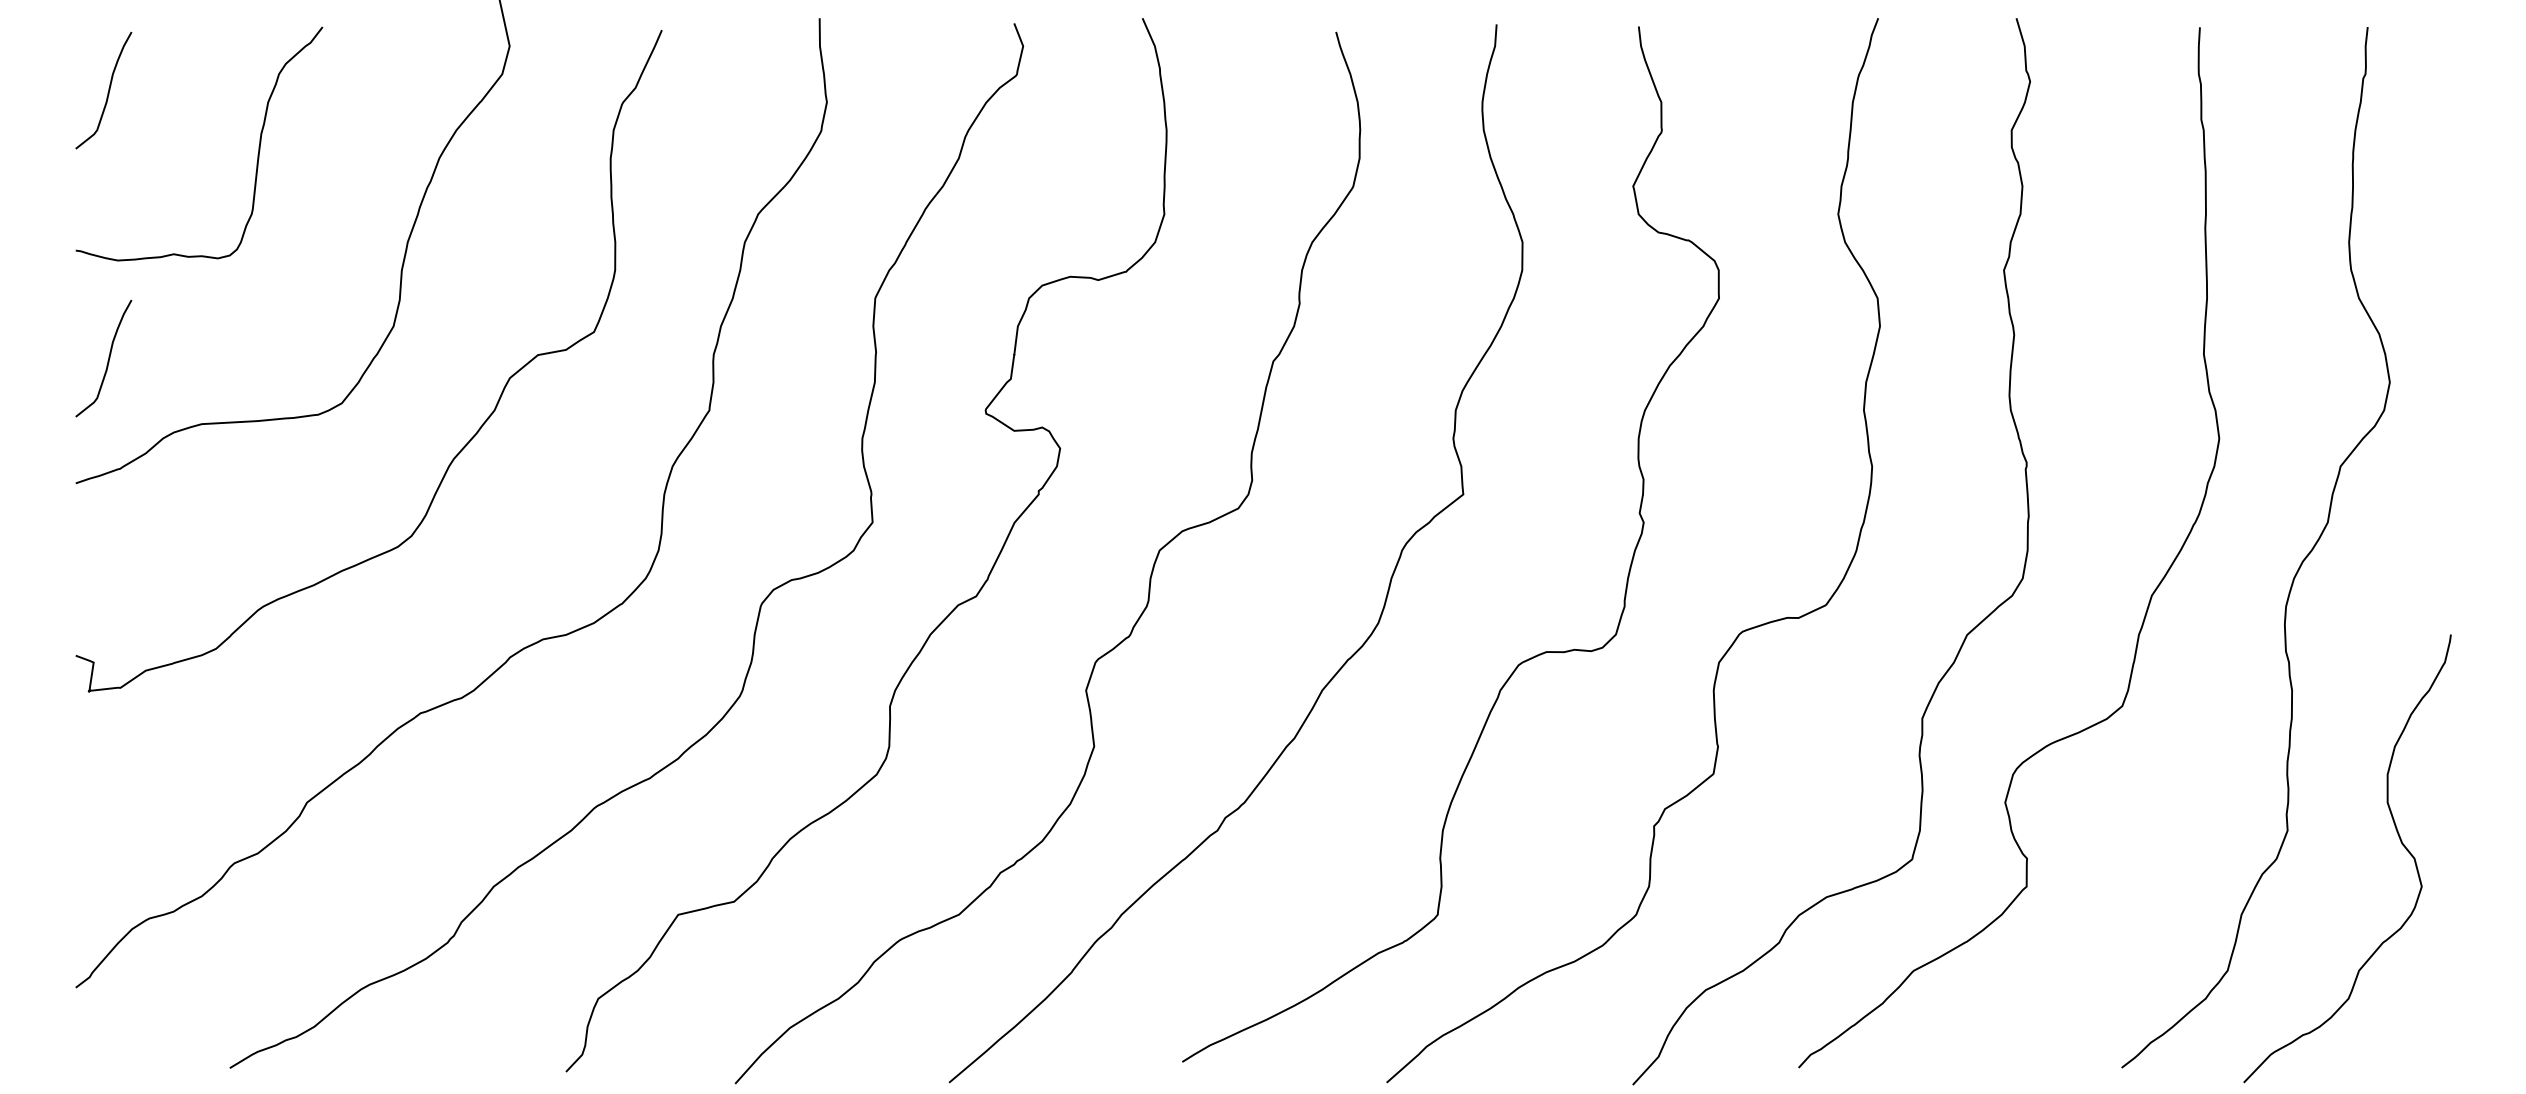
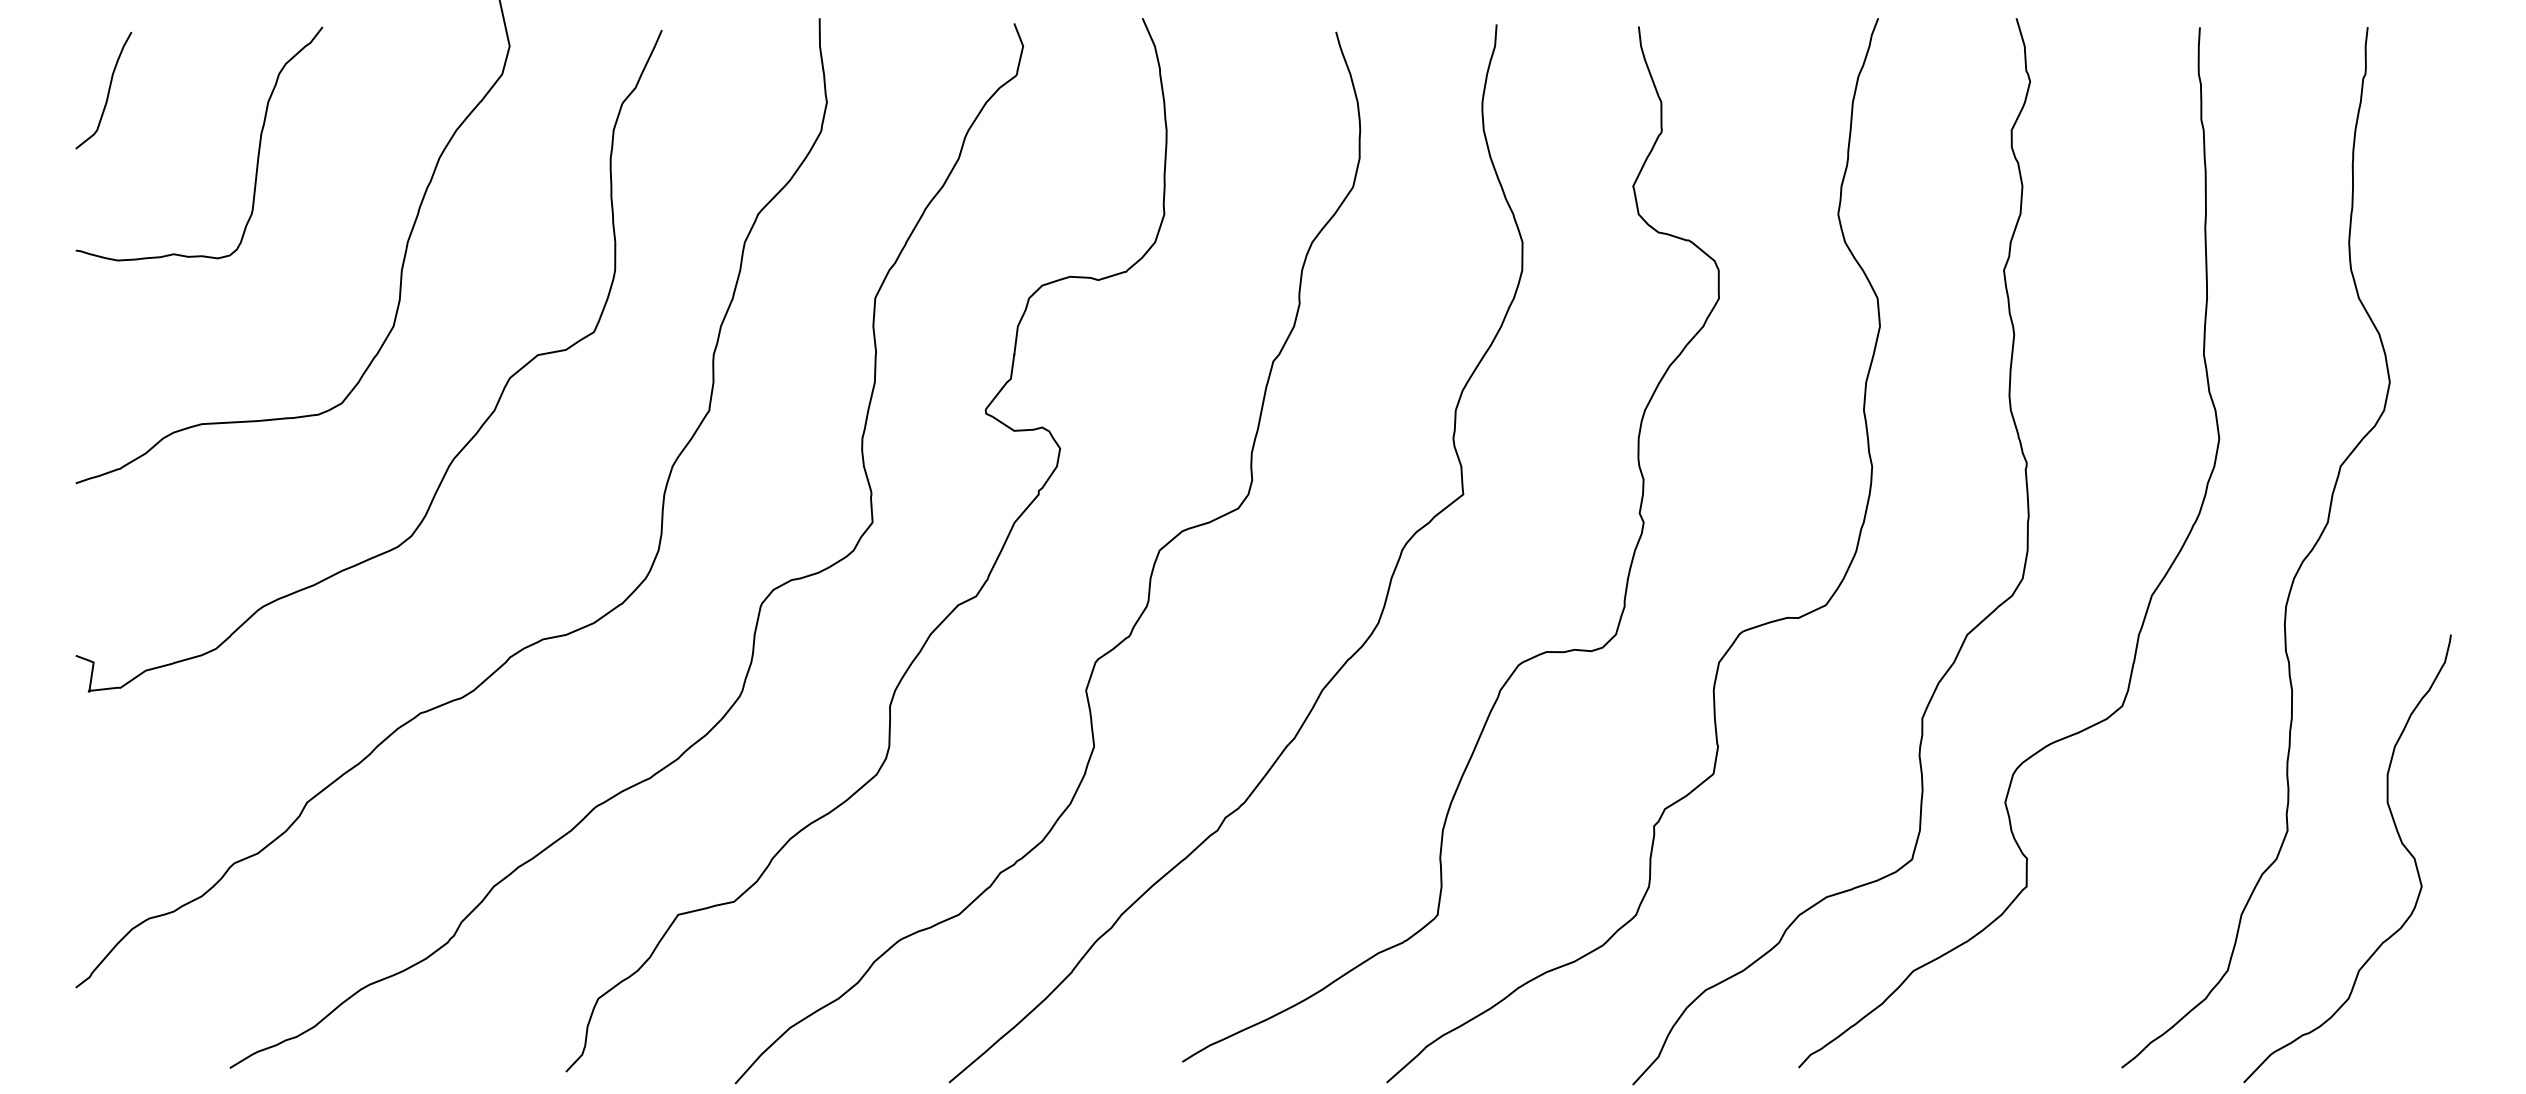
curve: present -> none (107, 360)
